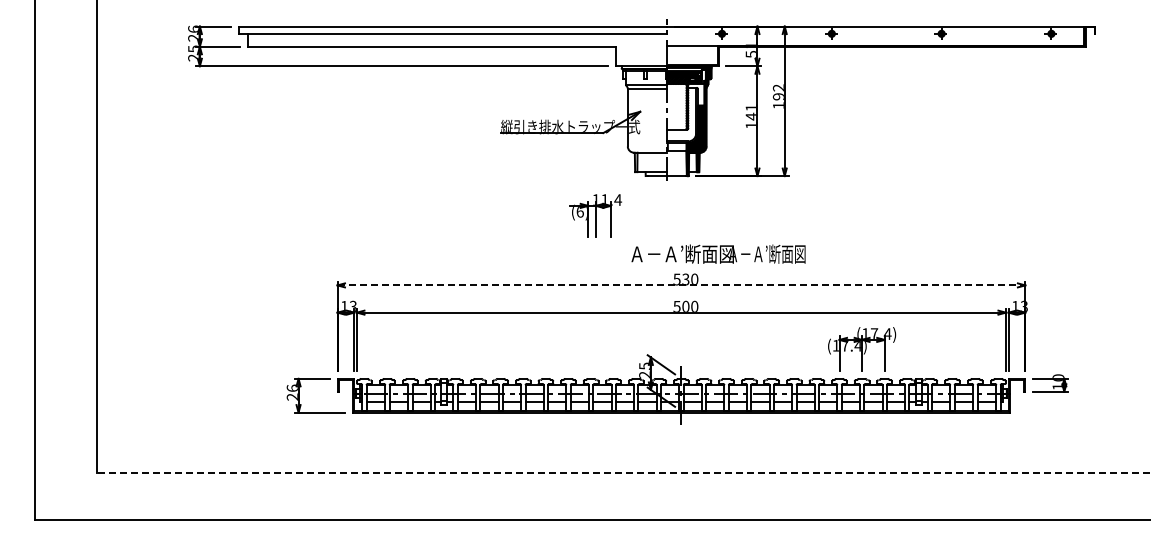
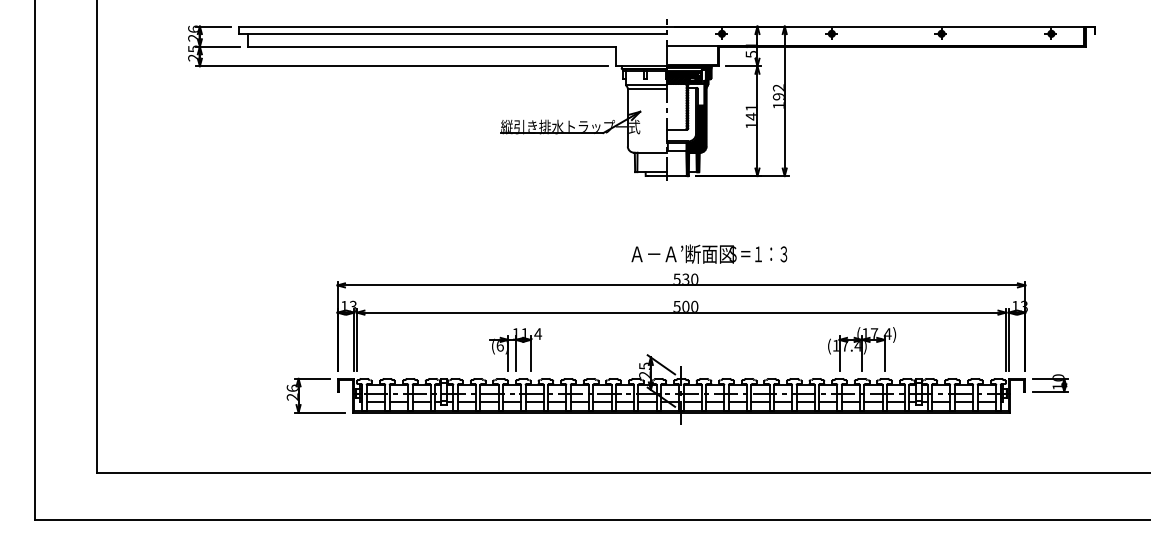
part position: (595, 215) -> (515, 349) (515, 349)
text: Ａ－Ａ’断面図 -> Ｓ＝１：３ (767, 253)
line: dashed -> solid (681, 285)
line: dashed -> solid (623, 473)
